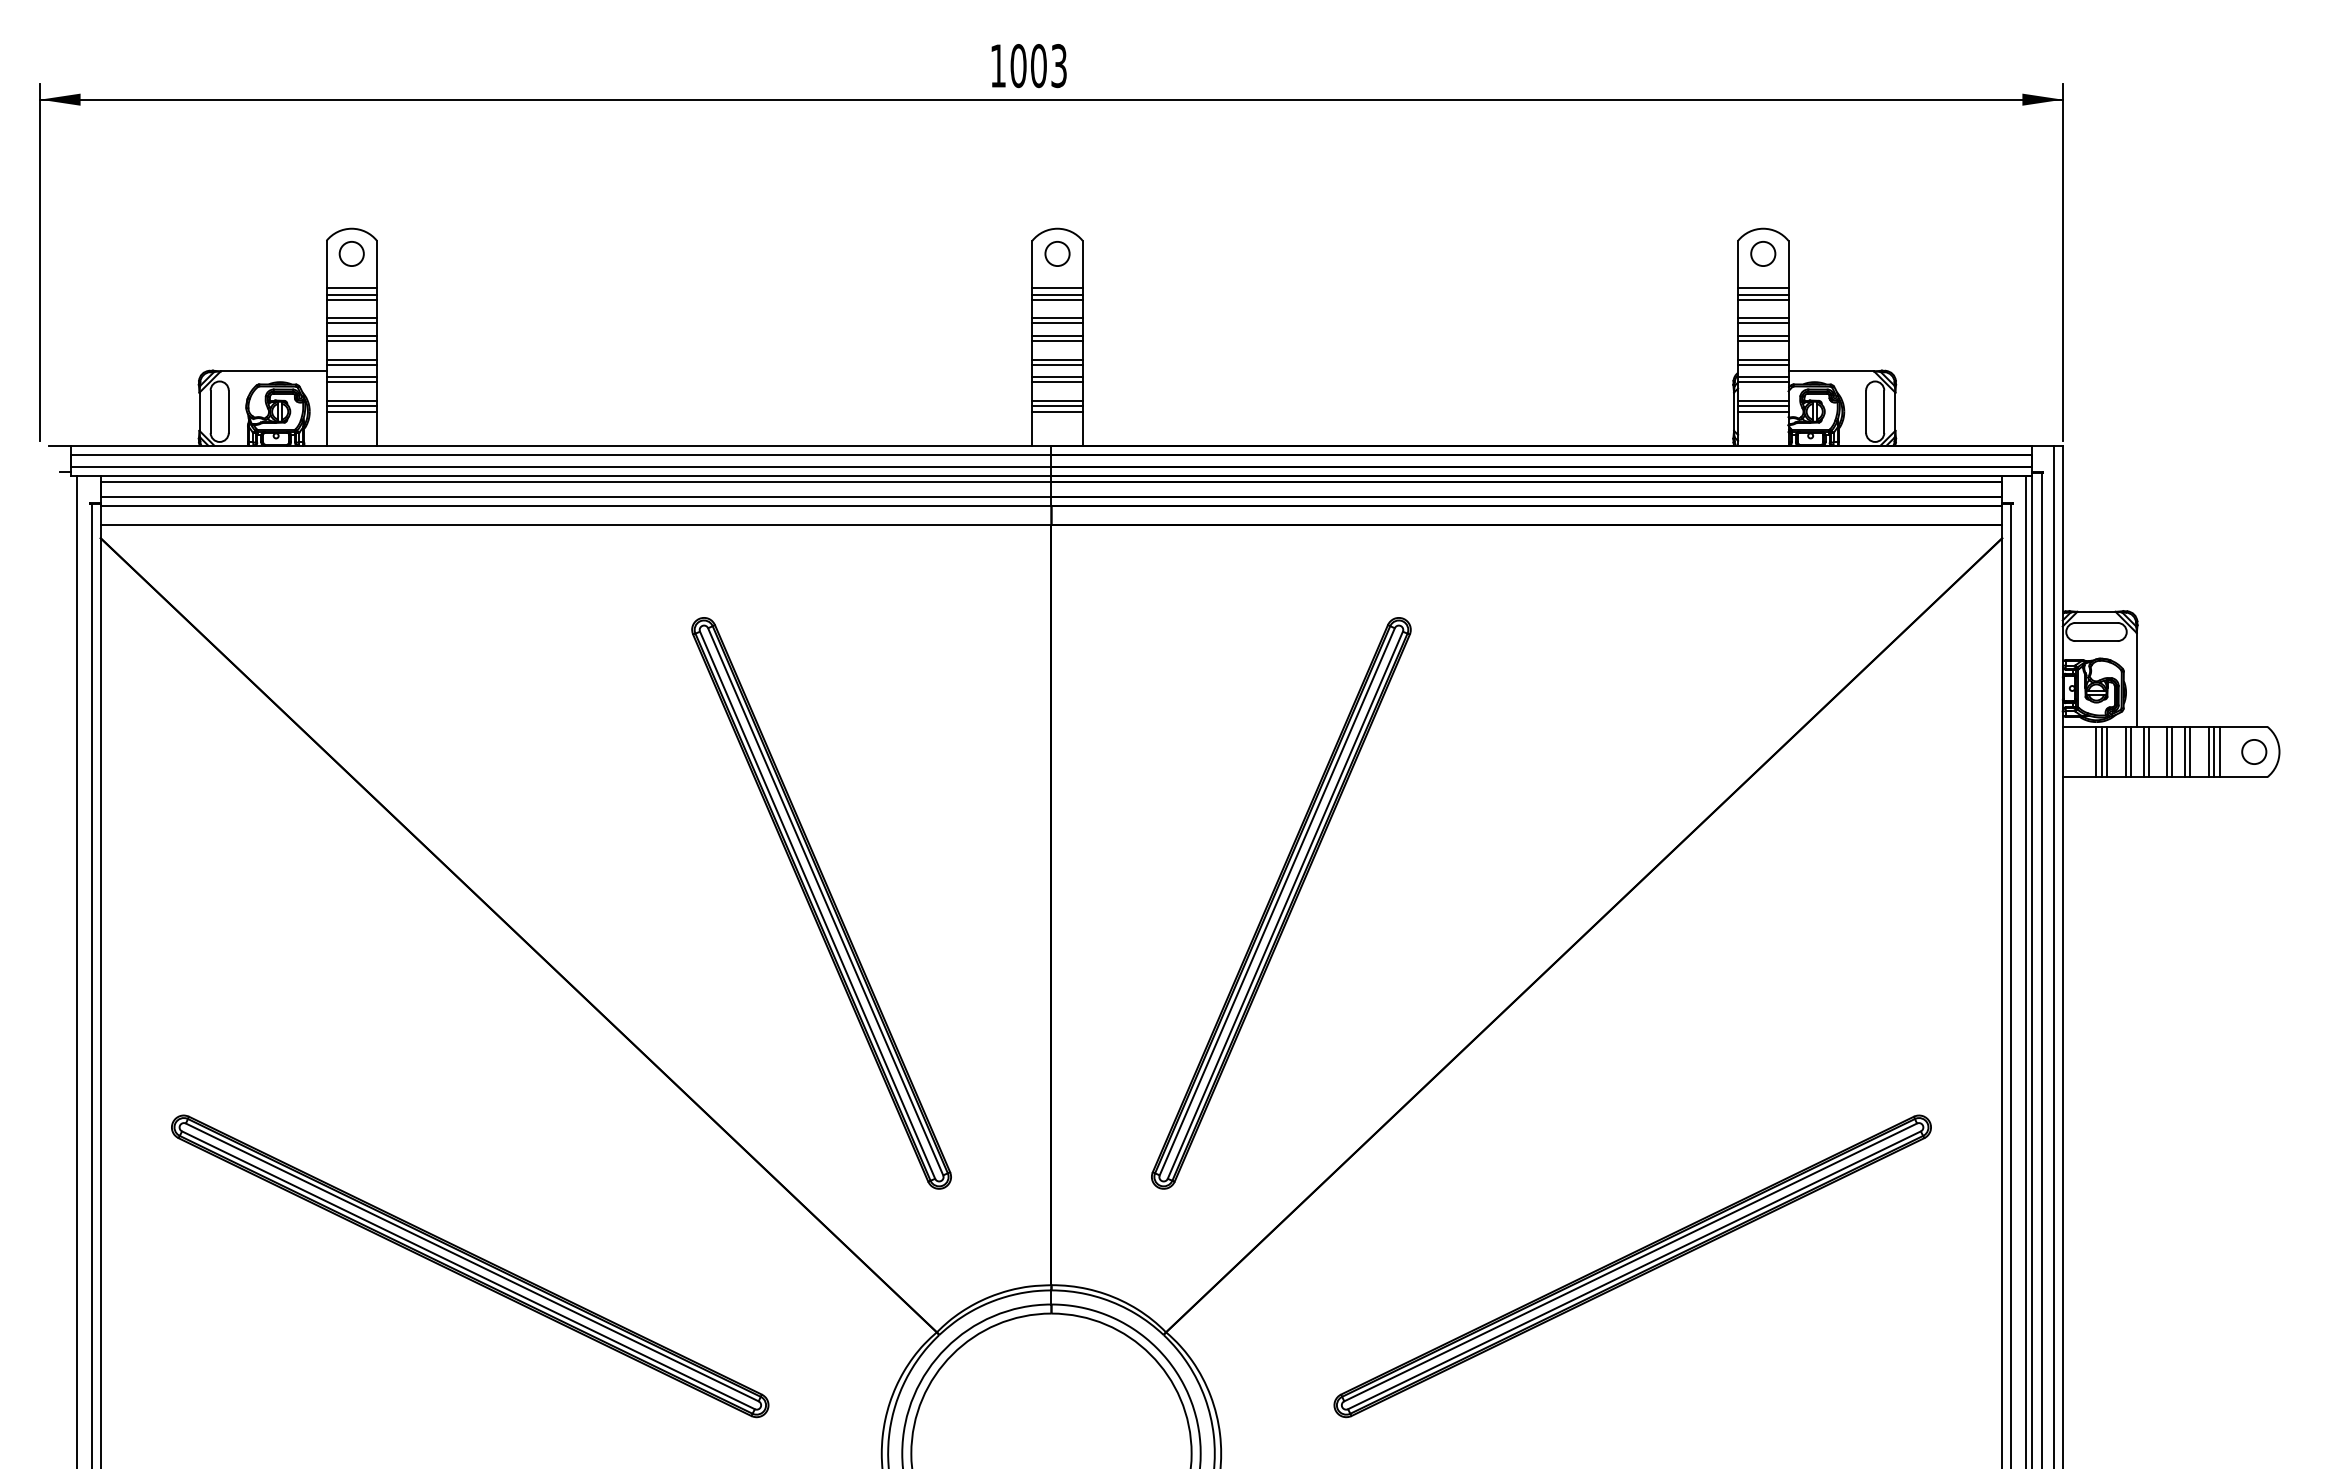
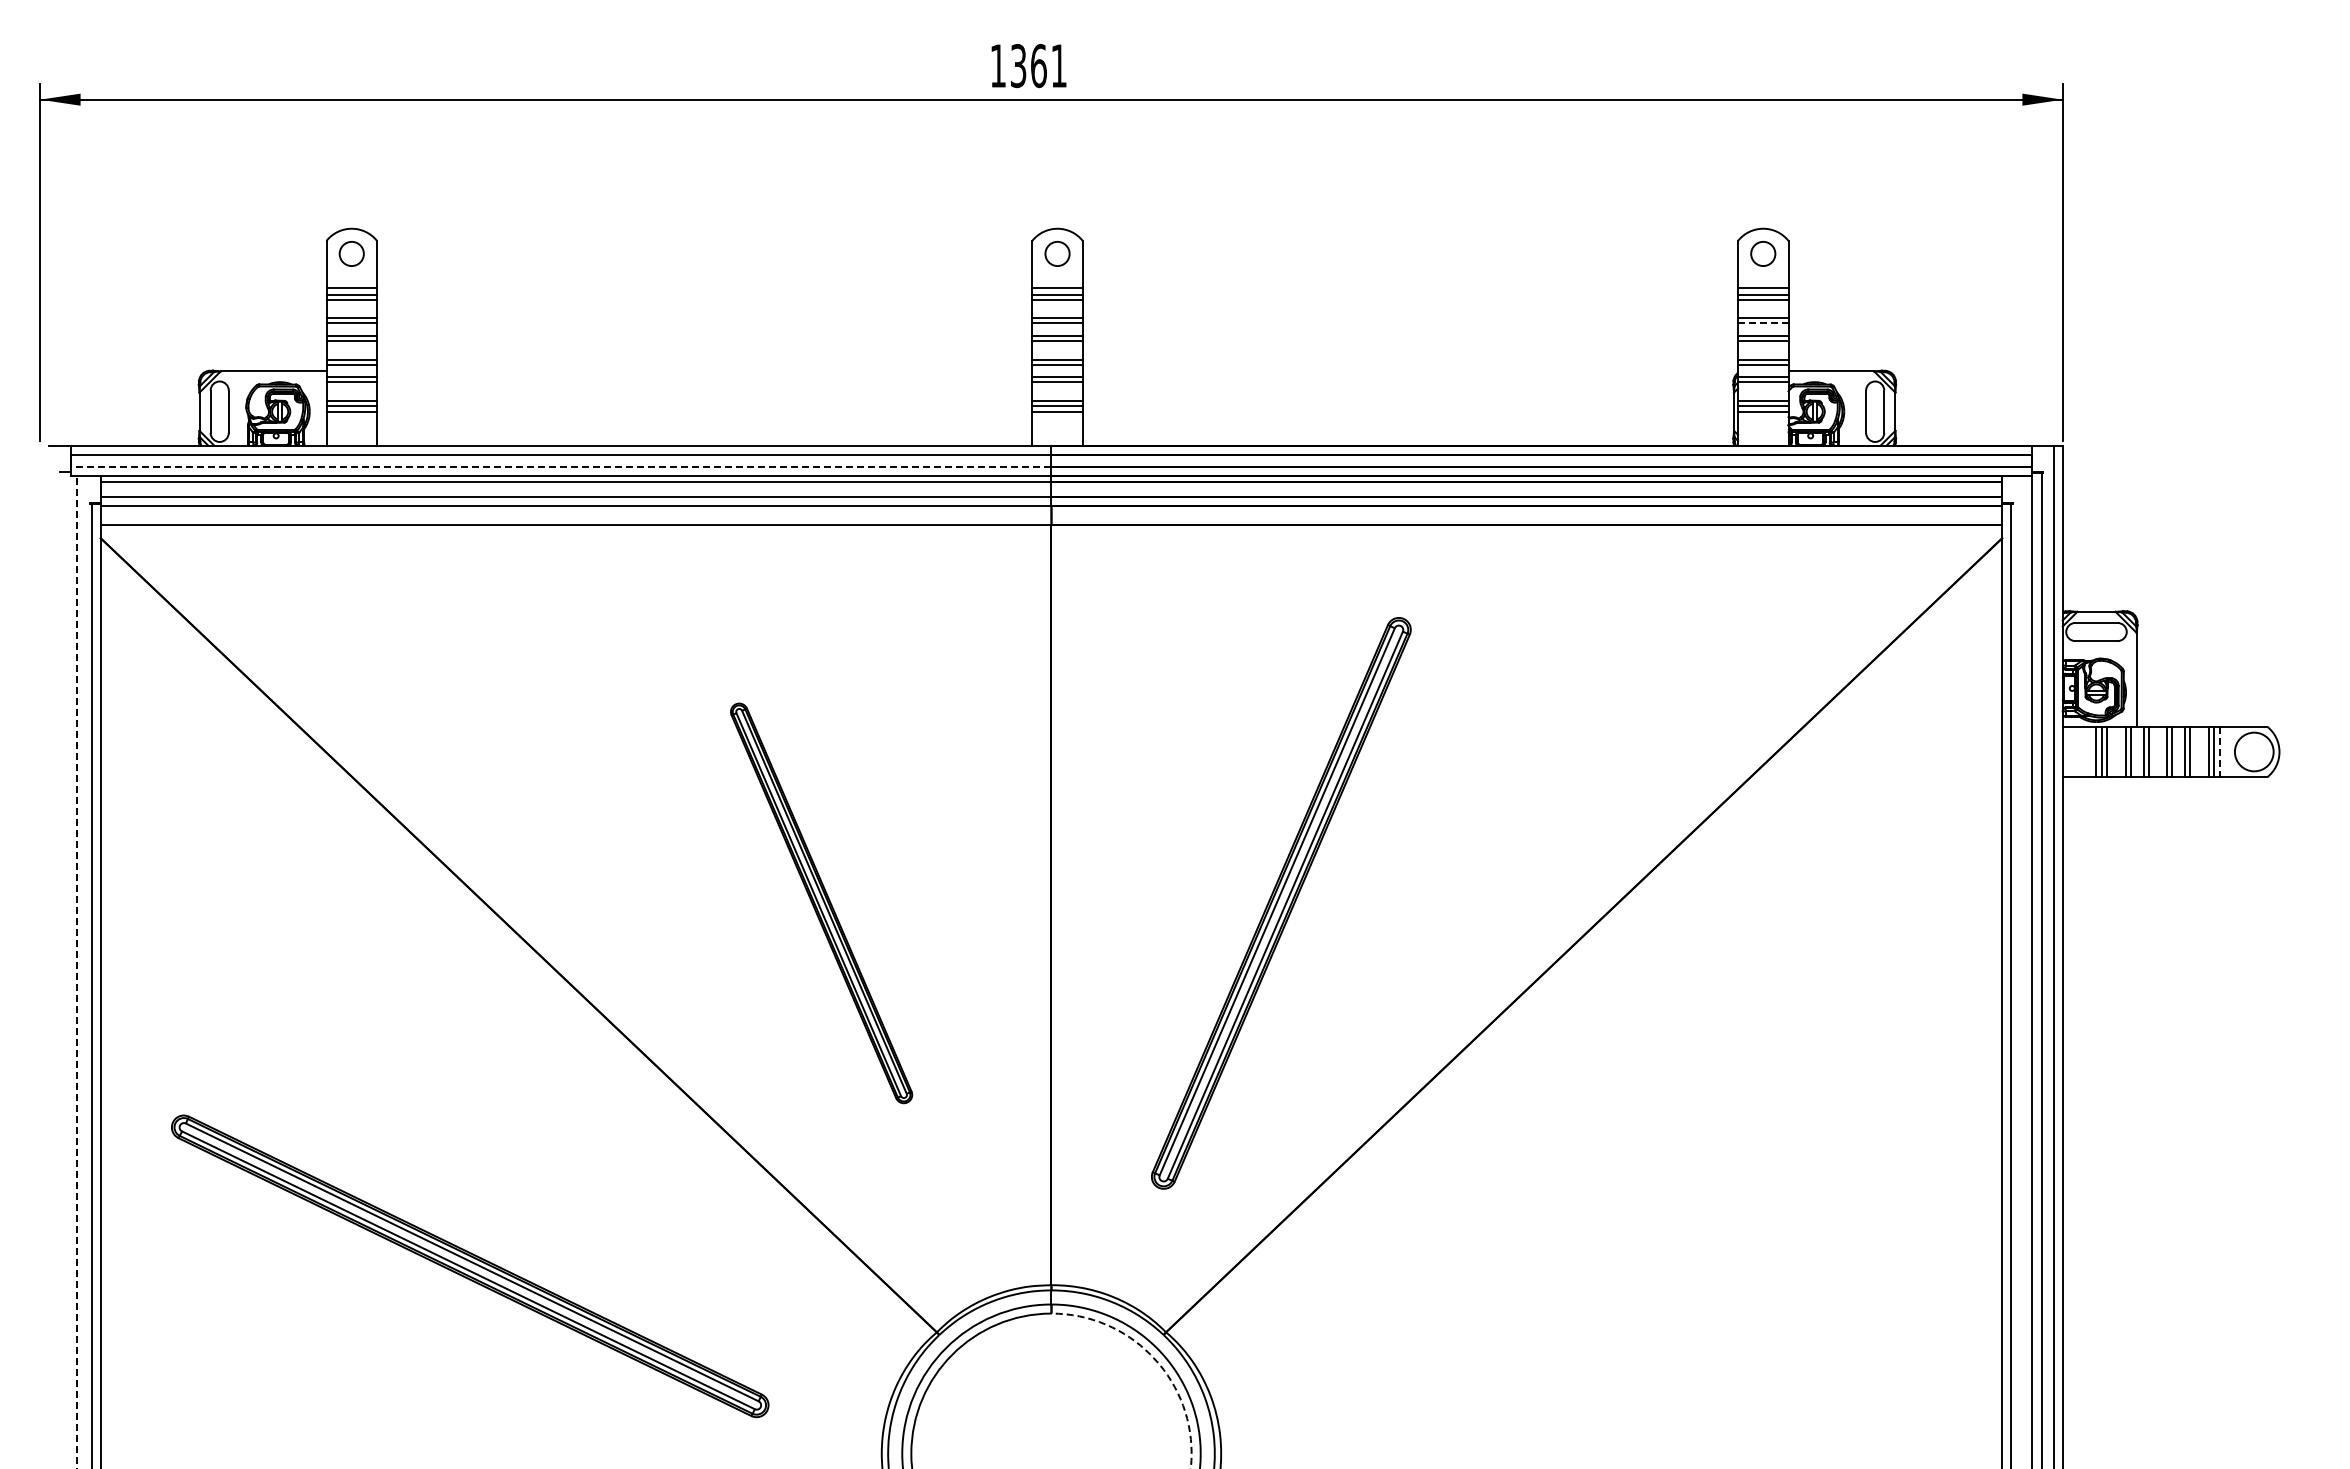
text: 1003 -> 1361 (1038, 66)
line: solid -> dashed (1763, 323)
line: solid -> dashed (560, 466)
circle diameter: 24 px -> 39 px (2253, 751)
line: solid -> dashed (2220, 752)
part size: 261x573 px -> 184x403 px (821, 903)
line: present -> none (2026, 970)
line: solid -> dashed (76, 971)
part: present -> none (1632, 1266)
arc: solid -> dashed (1156, 1361)
